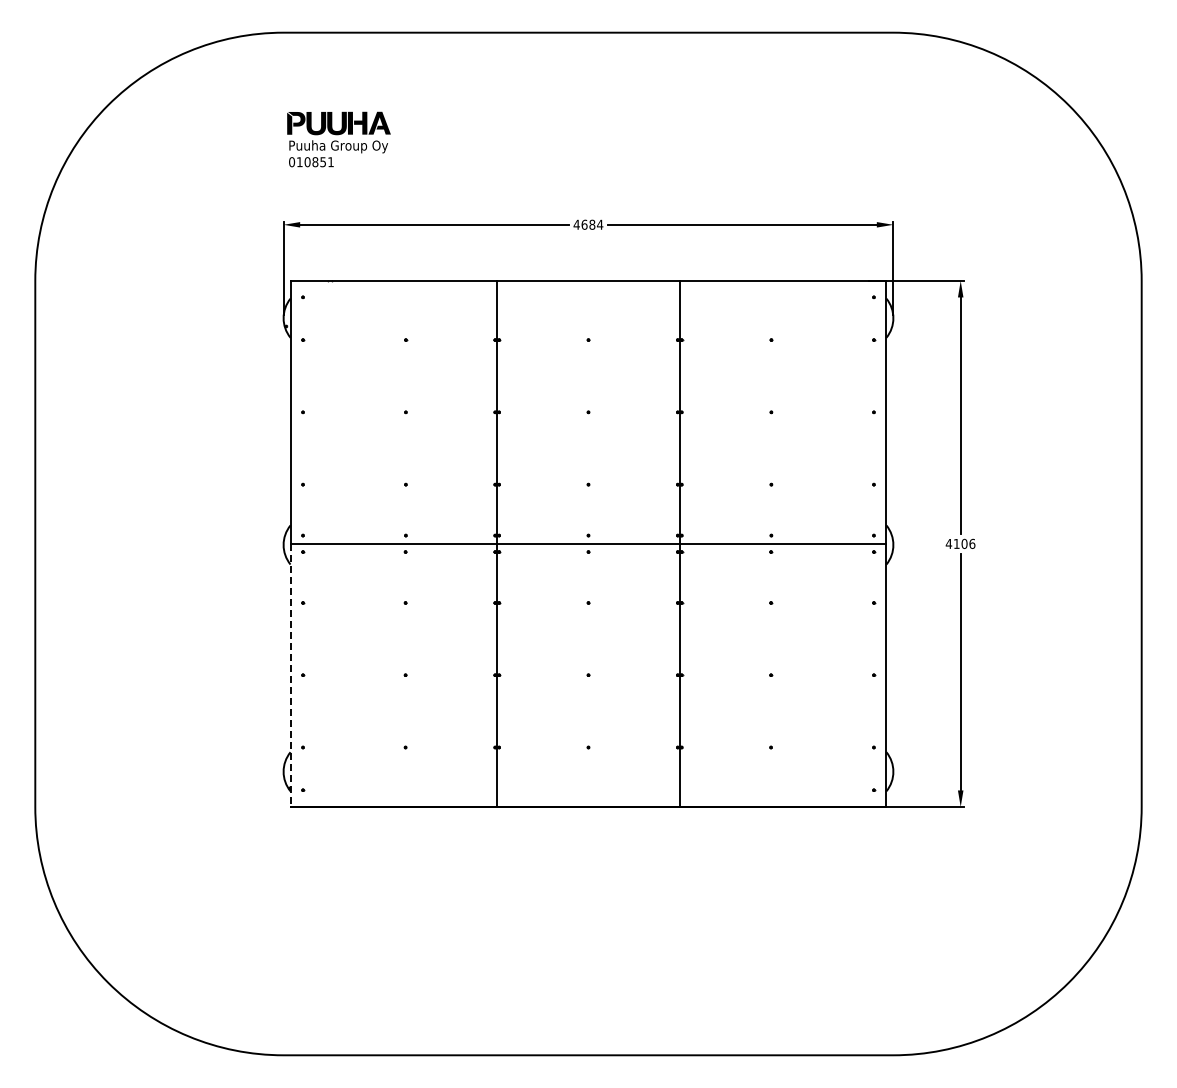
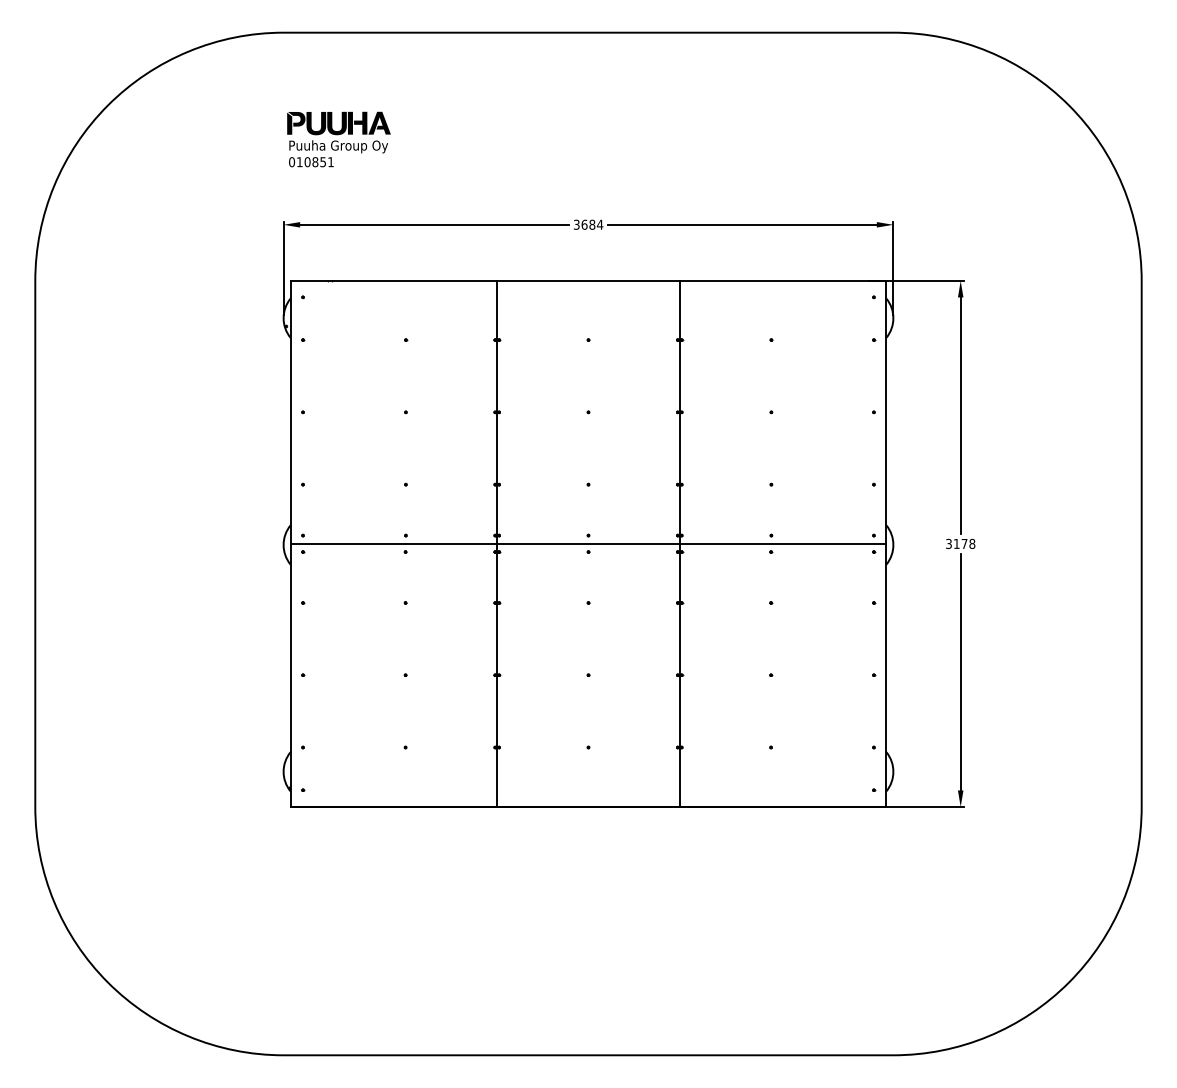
text: 4684 -> 3684 (576, 224)
text: 4106 -> 3178 (960, 543)
line: dashed -> solid (290, 675)
